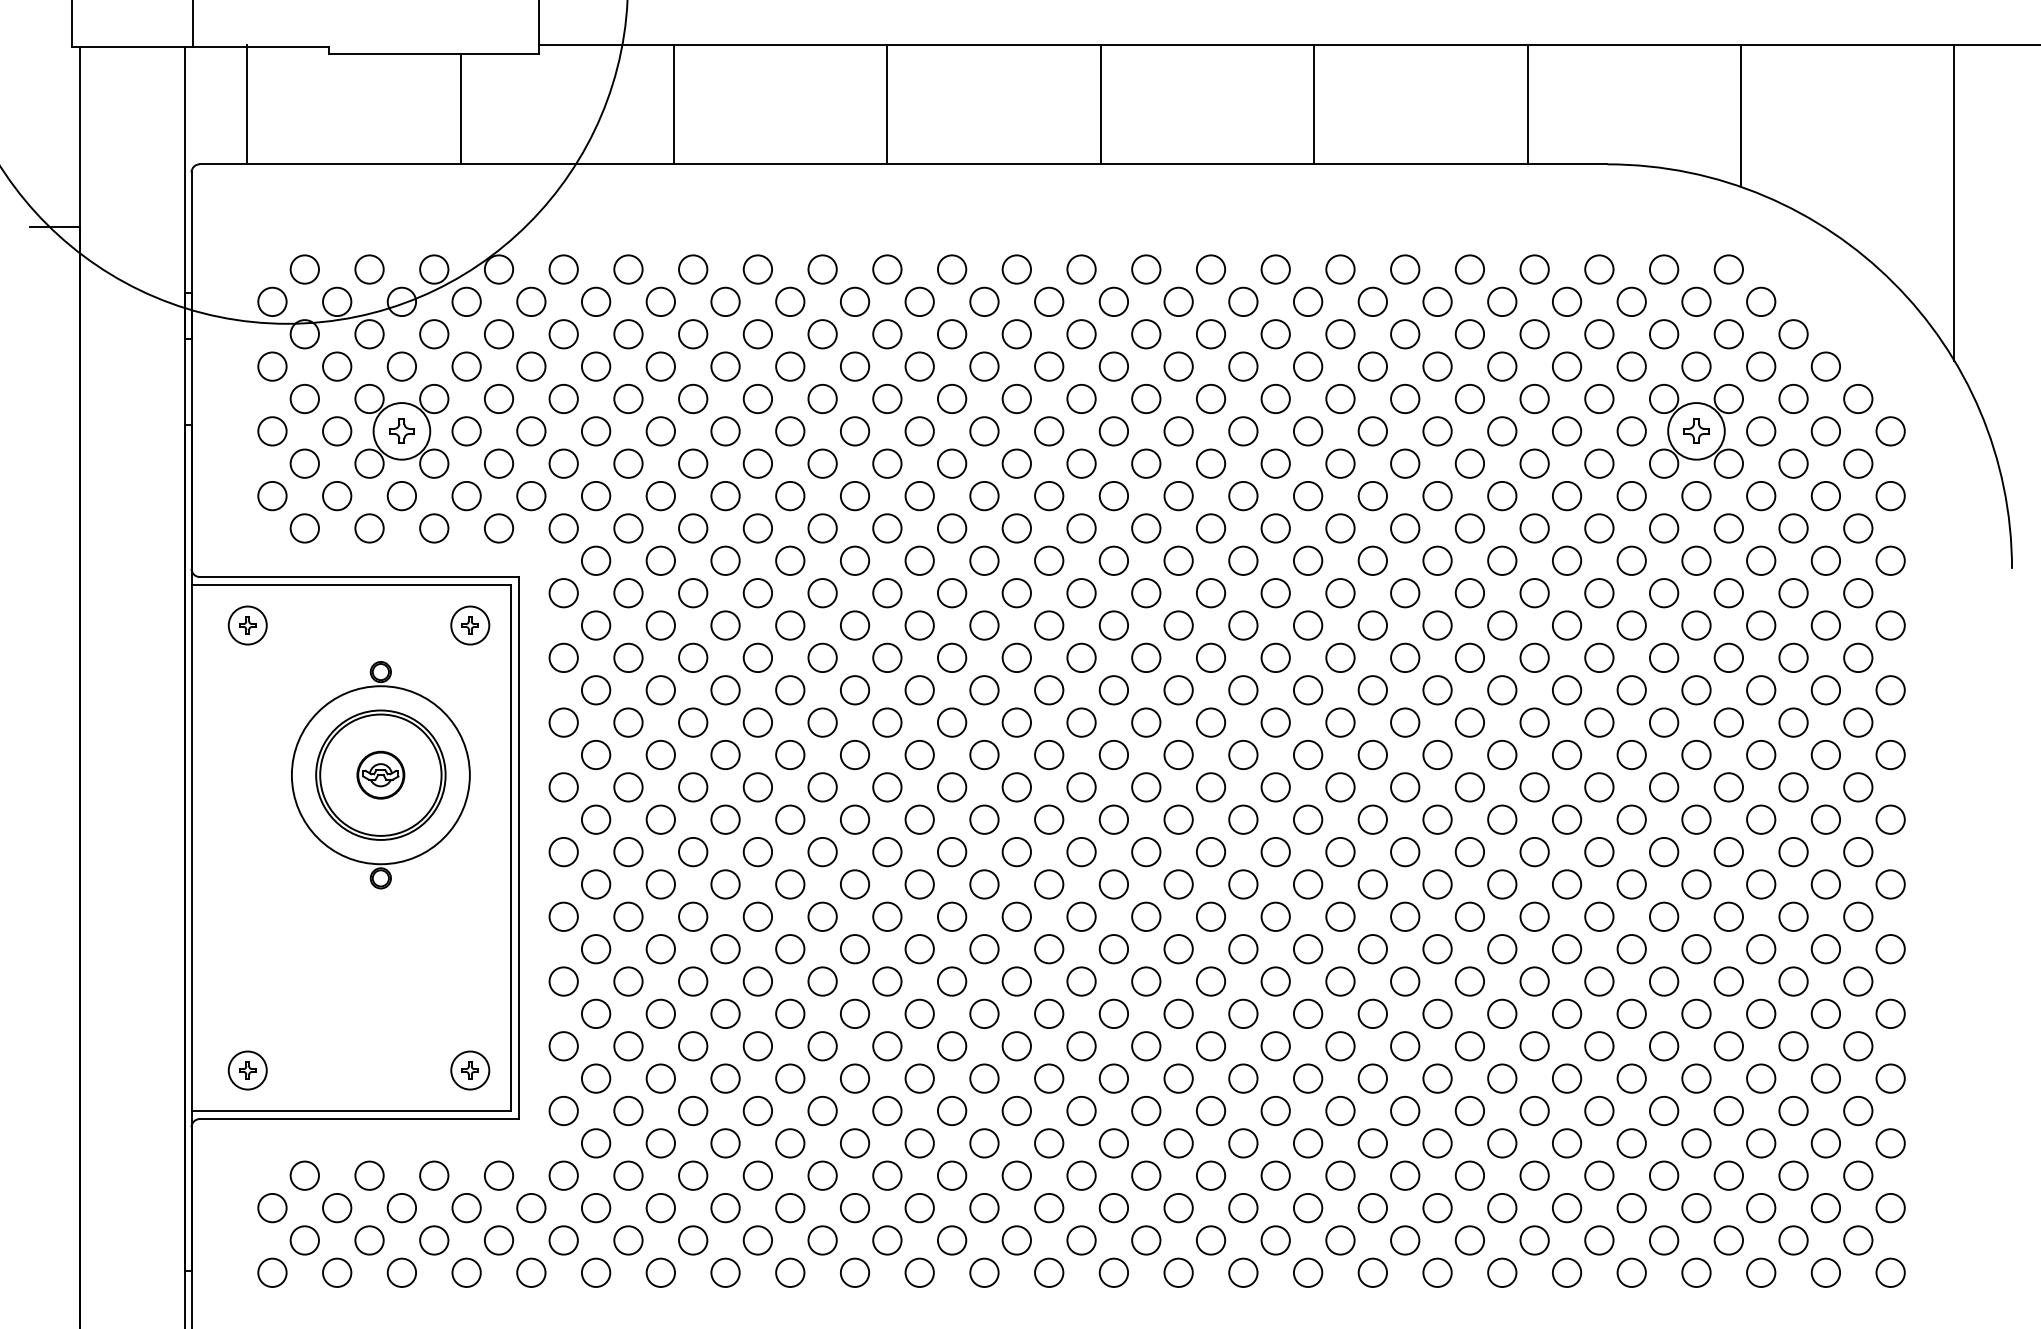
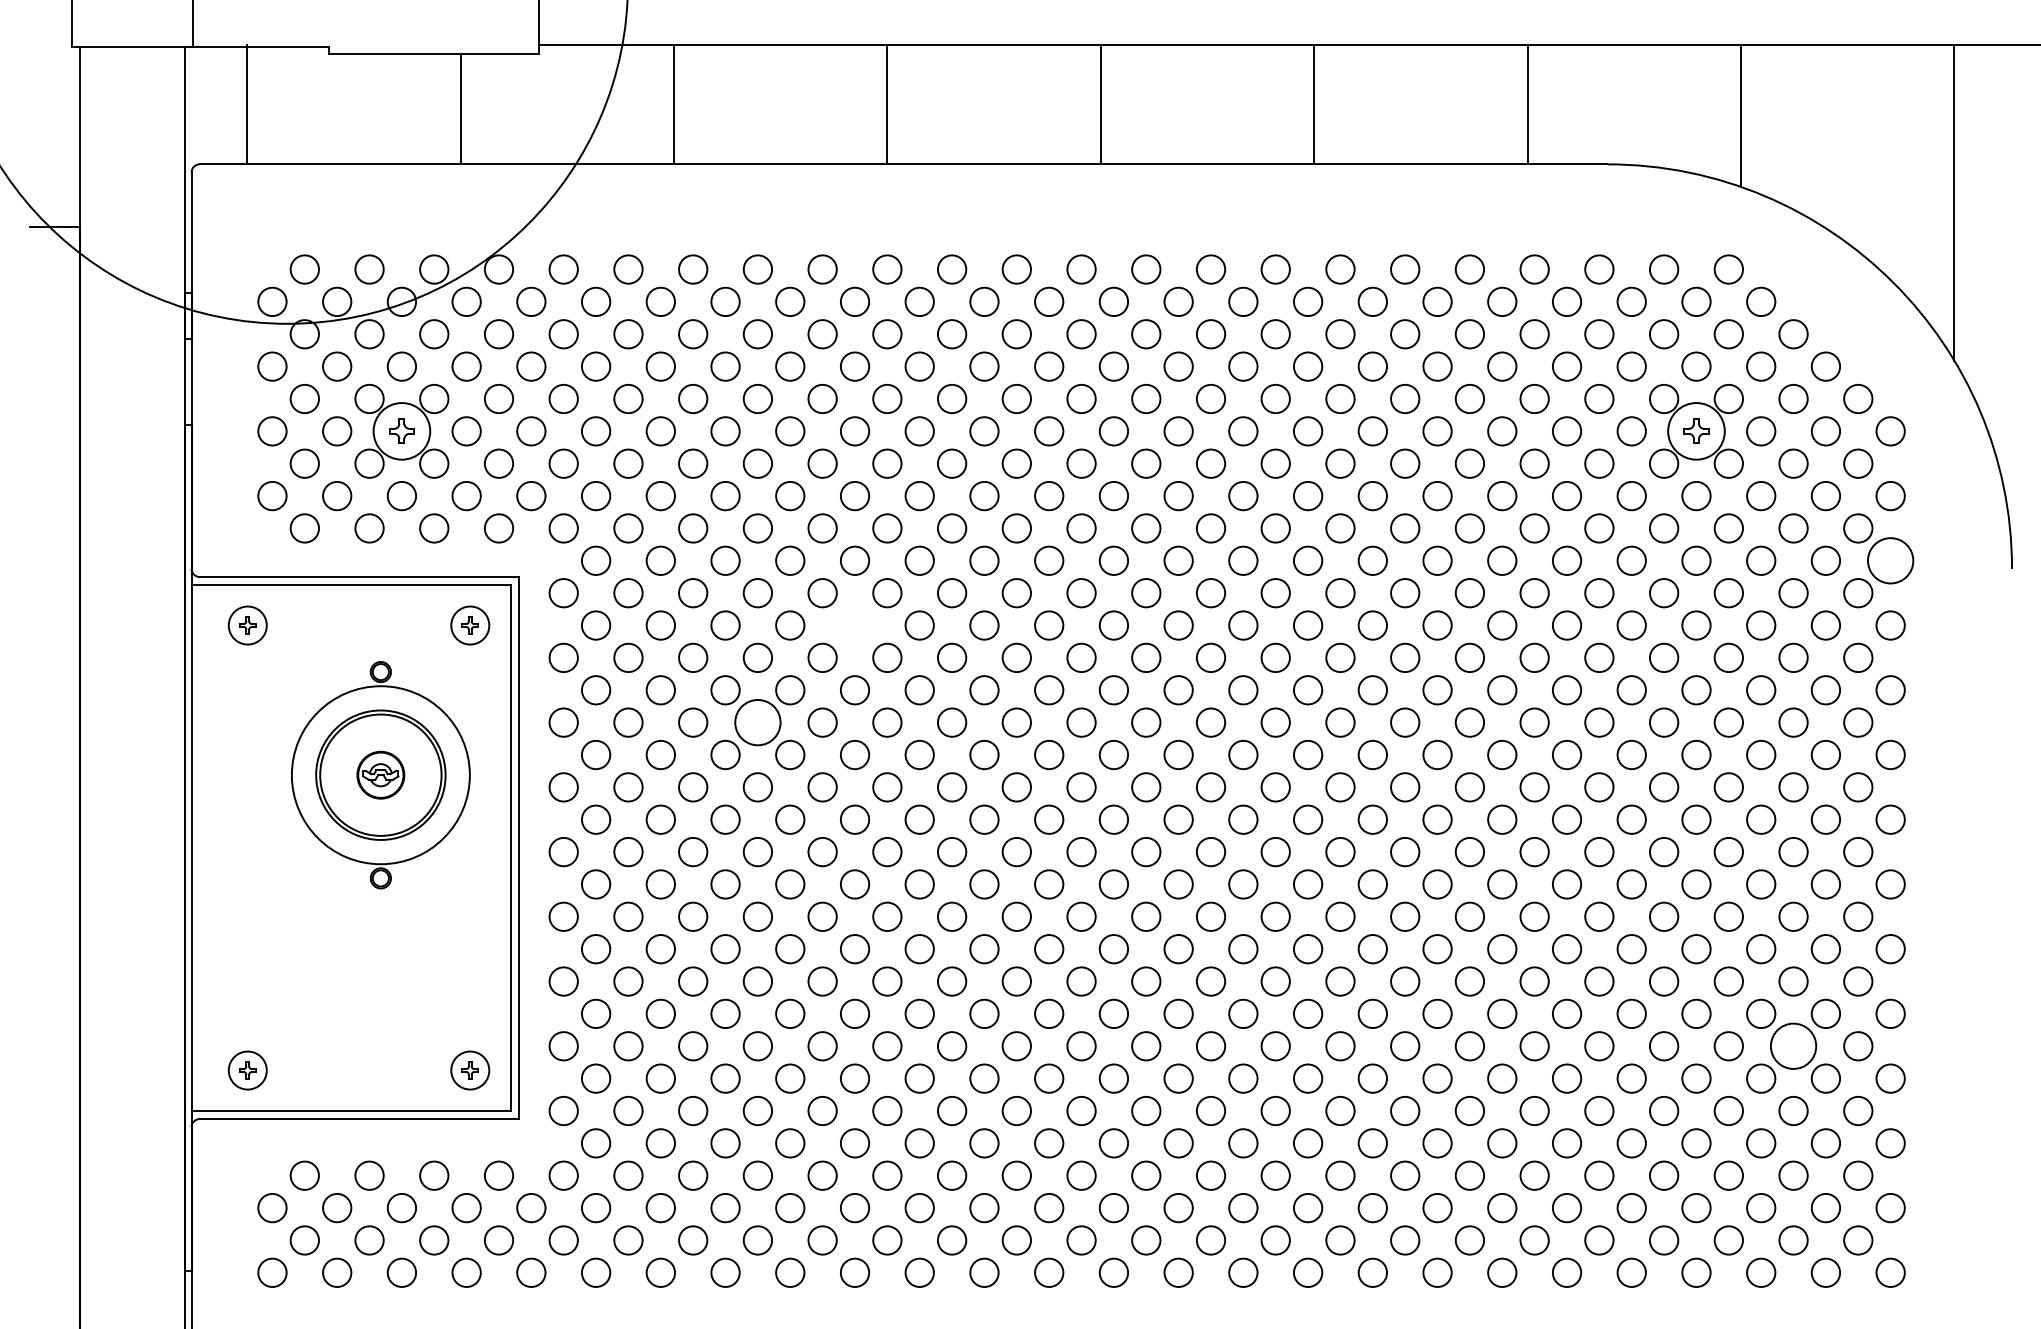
circle diameter: 28 px -> 45 px (1890, 560)
circle: present -> none (855, 625)
circle diameter: 28 px -> 45 px (757, 722)
circle diameter: 28 px -> 45 px (1793, 1045)
